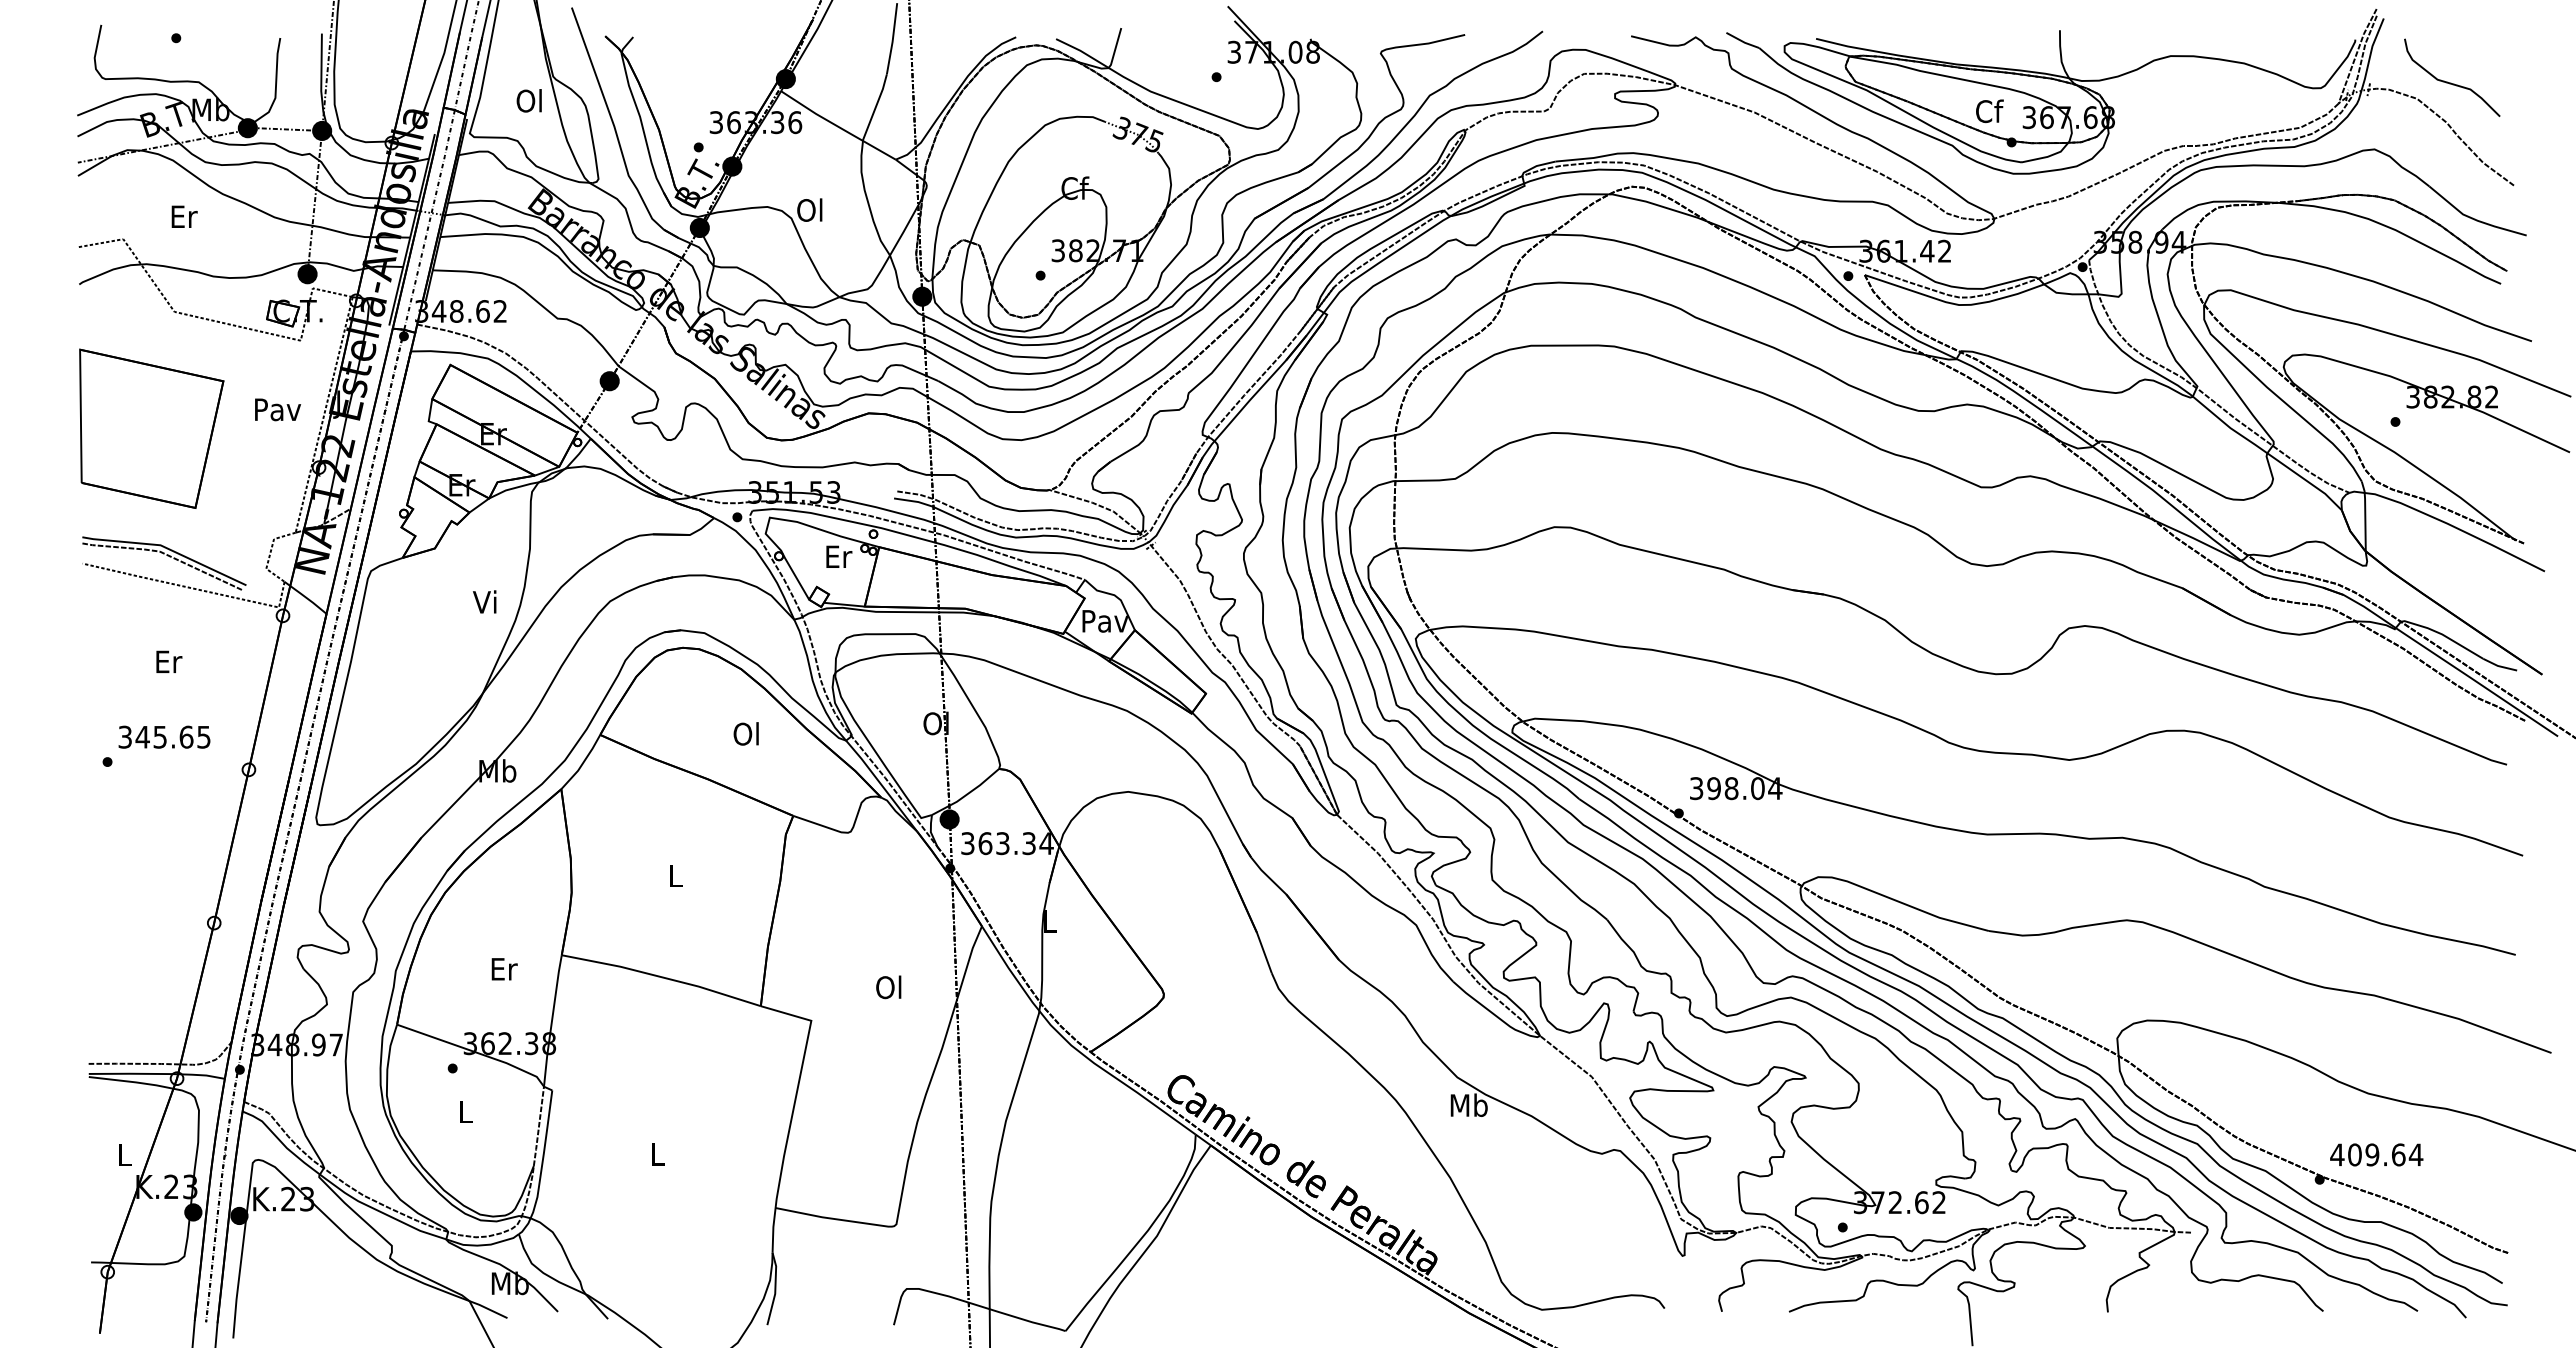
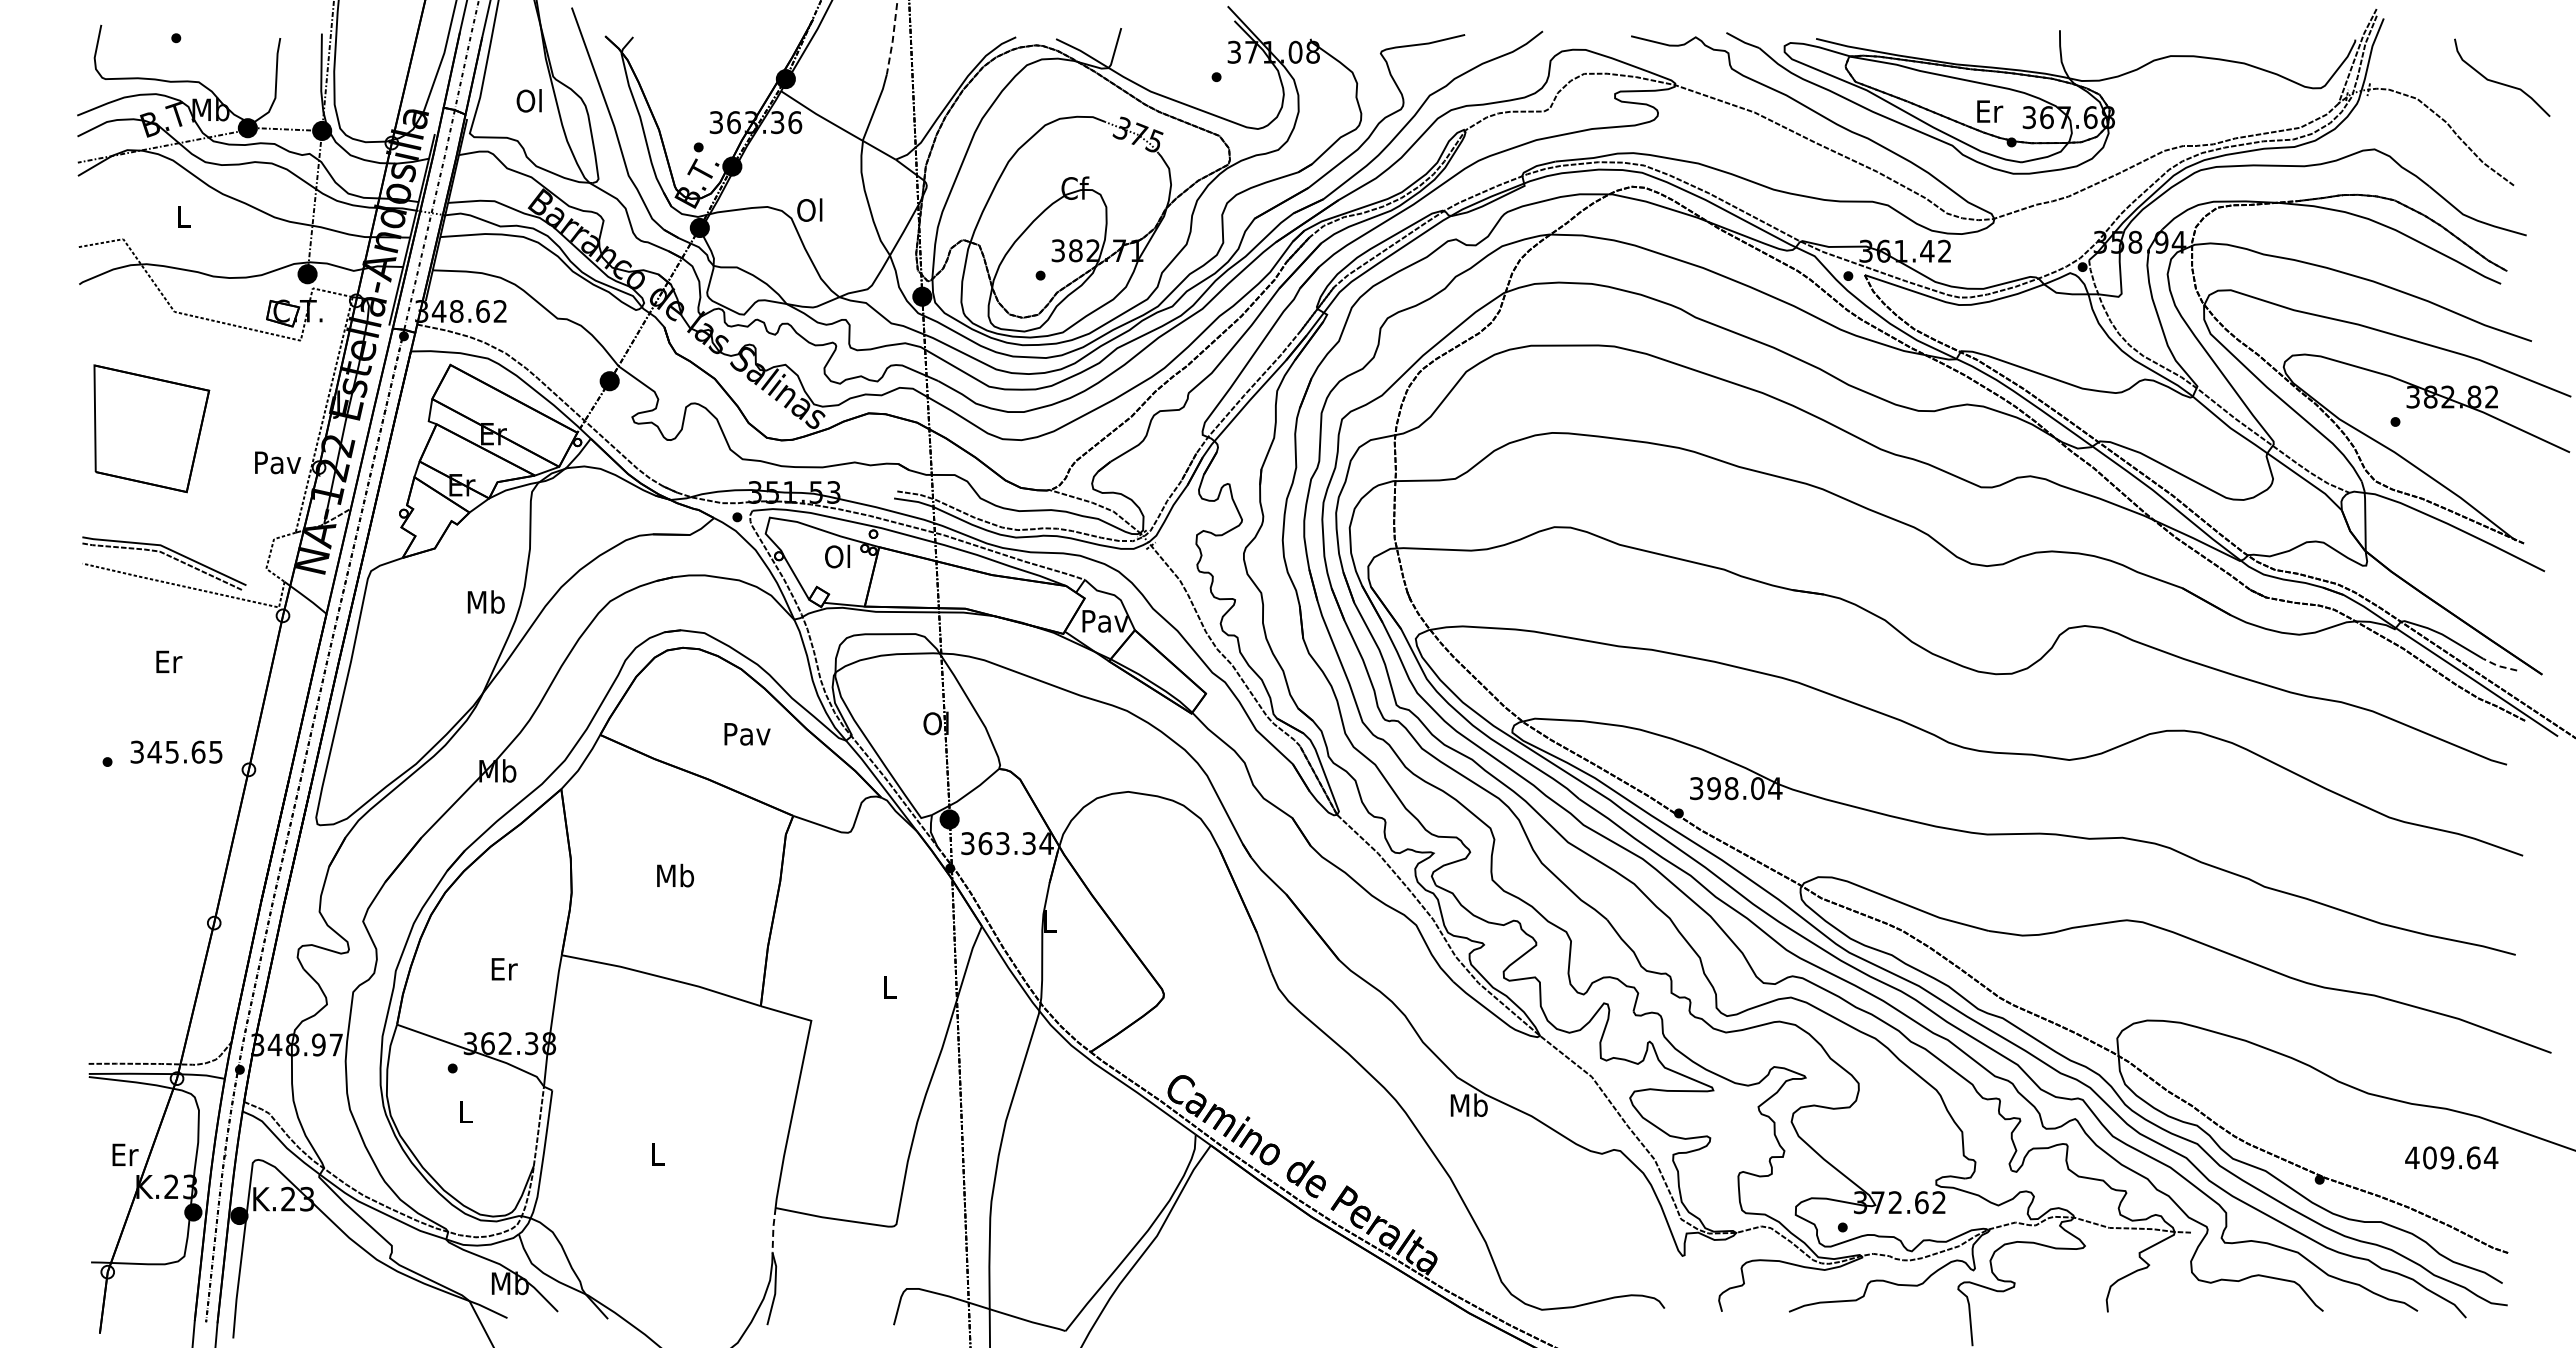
line: solid -> dashed (892, 39)
curve position: (2451, 82) -> (2501, 82) (2501, 82)
text: Cf -> Er (1989, 111)
text: Er -> L (184, 216)
text position: (277, 409) -> (277, 462) (277, 462)
part size: 146x161 px -> 118x130 px (151, 428)
text: Er -> Ol (838, 556)
text: Vi -> Mb (485, 601)
line: solid -> dashed (2498, 666)
text: Ol -> Pav (747, 733)
text position: (164, 736) -> (176, 751) (176, 751)
text: L -> Mb (675, 875)
text: Ol -> L (888, 987)
text: L -> Er (125, 1154)
text position: (2376, 1154) -> (2451, 1157) (2451, 1157)
line: solid -> dashed (773, 1230)
